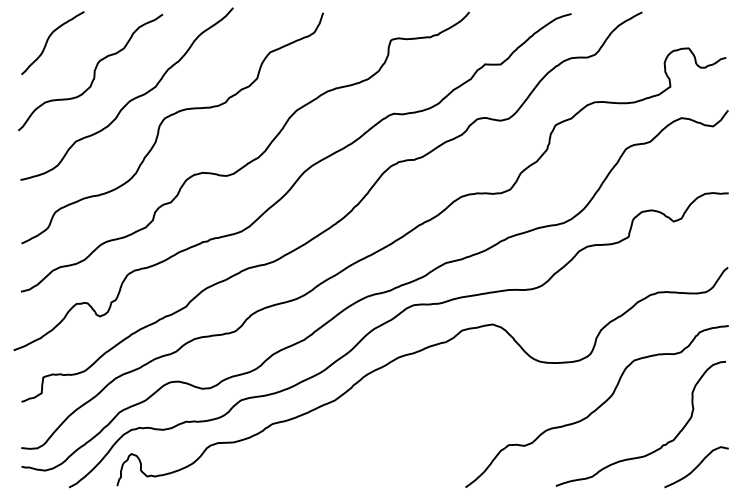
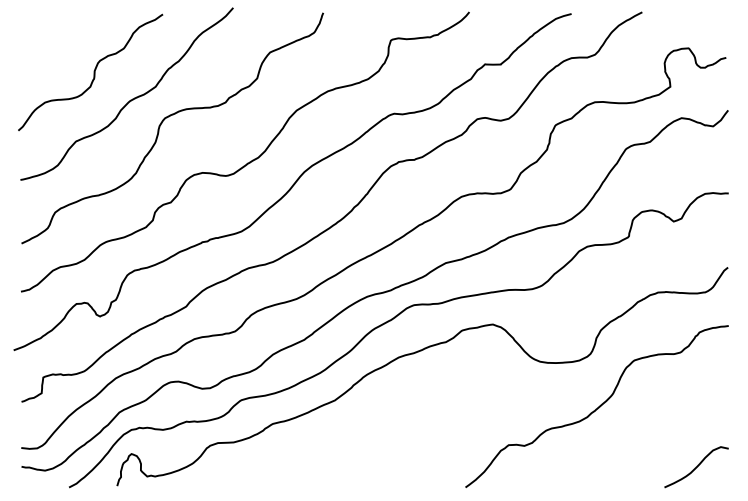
curve: present -> none (48, 40)
curve: present -> none (657, 448)
